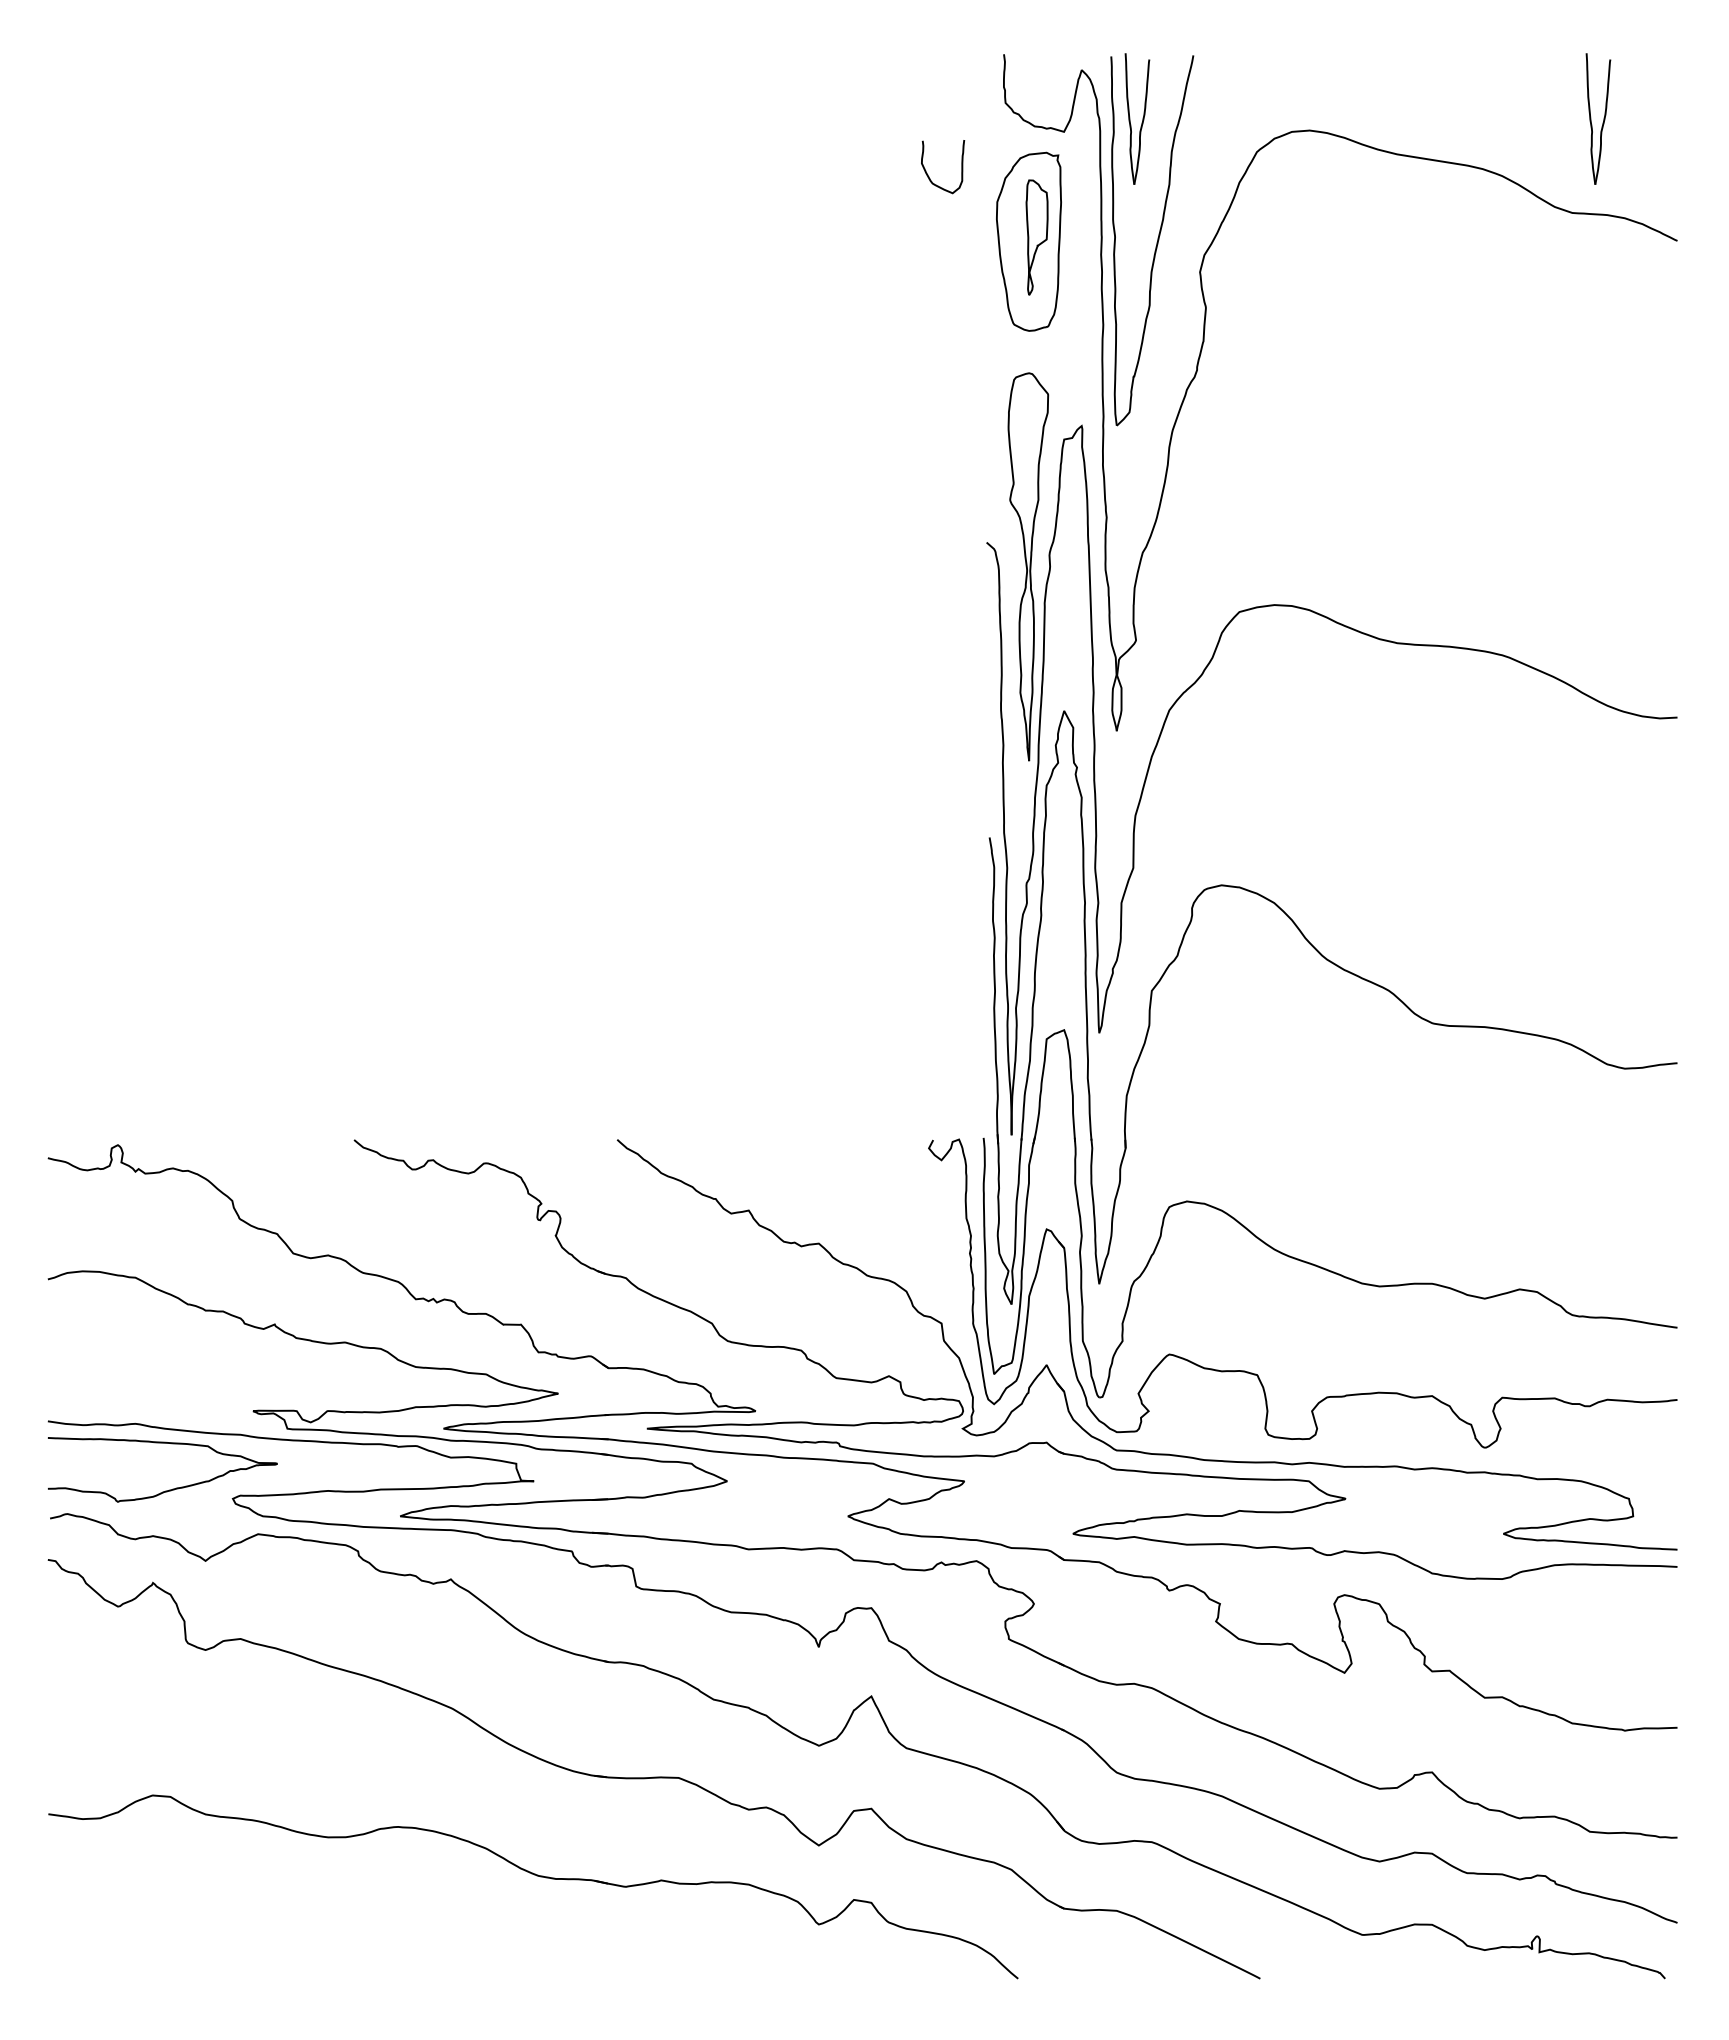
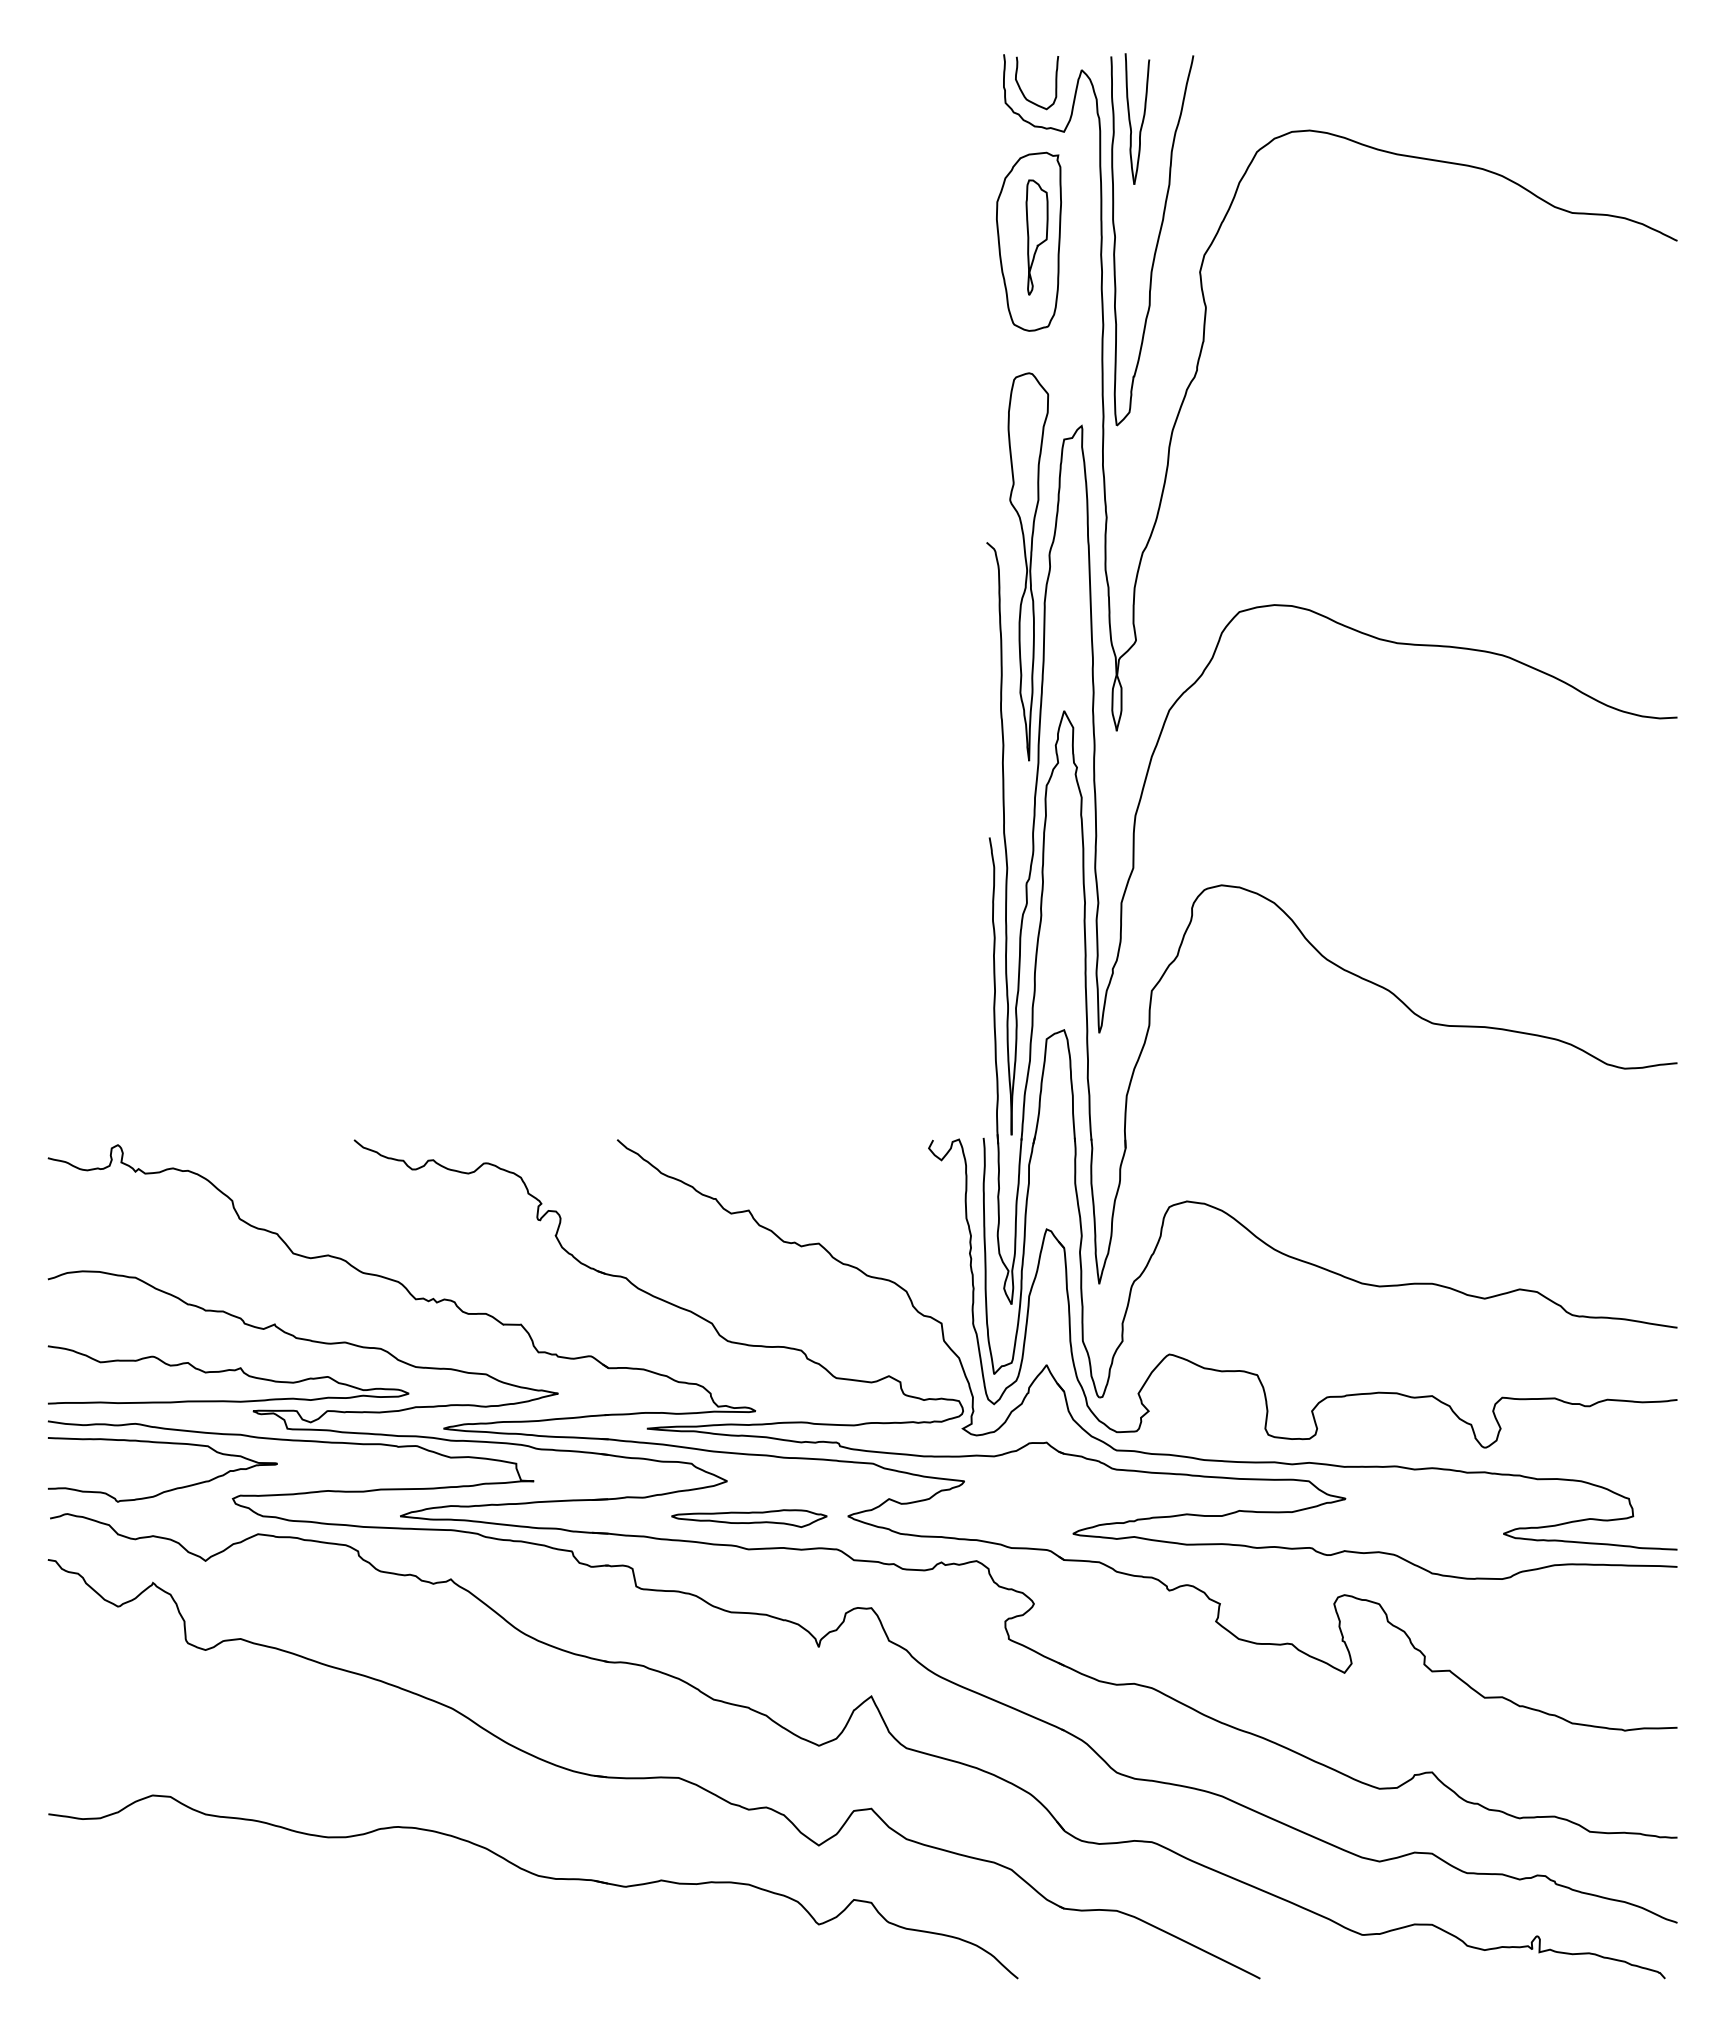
part: present -> none (1598, 118)
curve position: (928, 174) -> (1022, 90) (1022, 90)
curve: none -> present (227, 1371)
part: none -> present (749, 1518)
